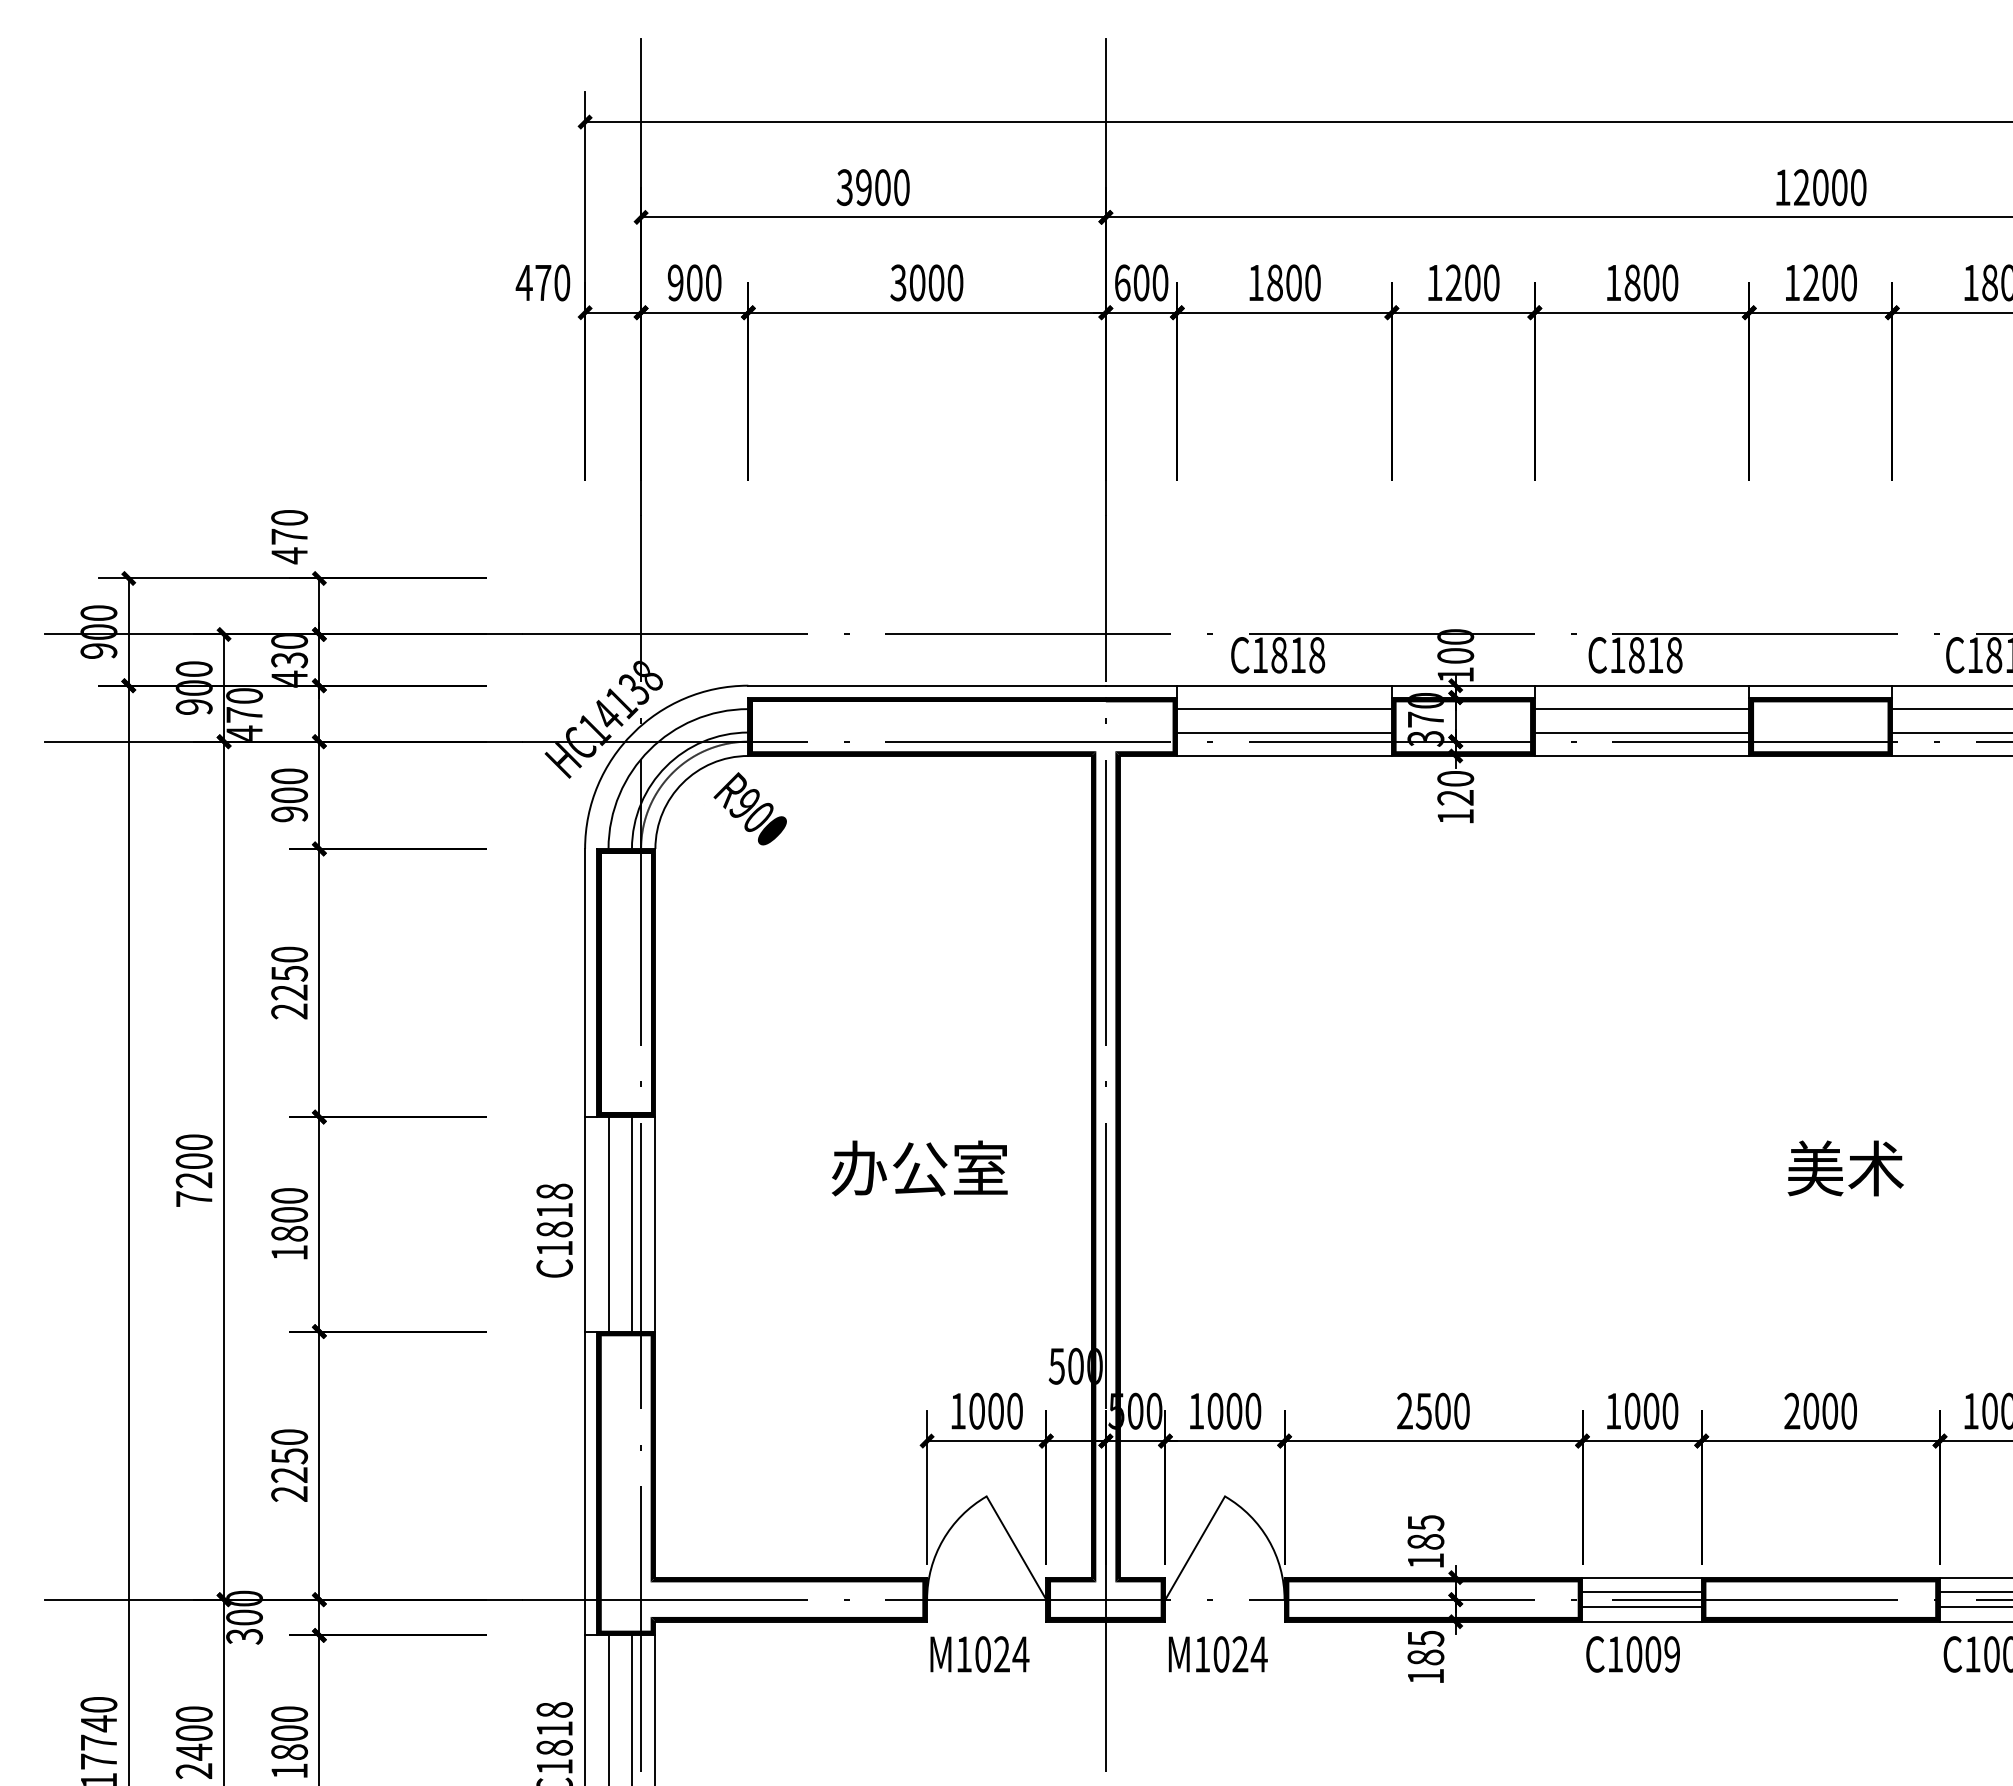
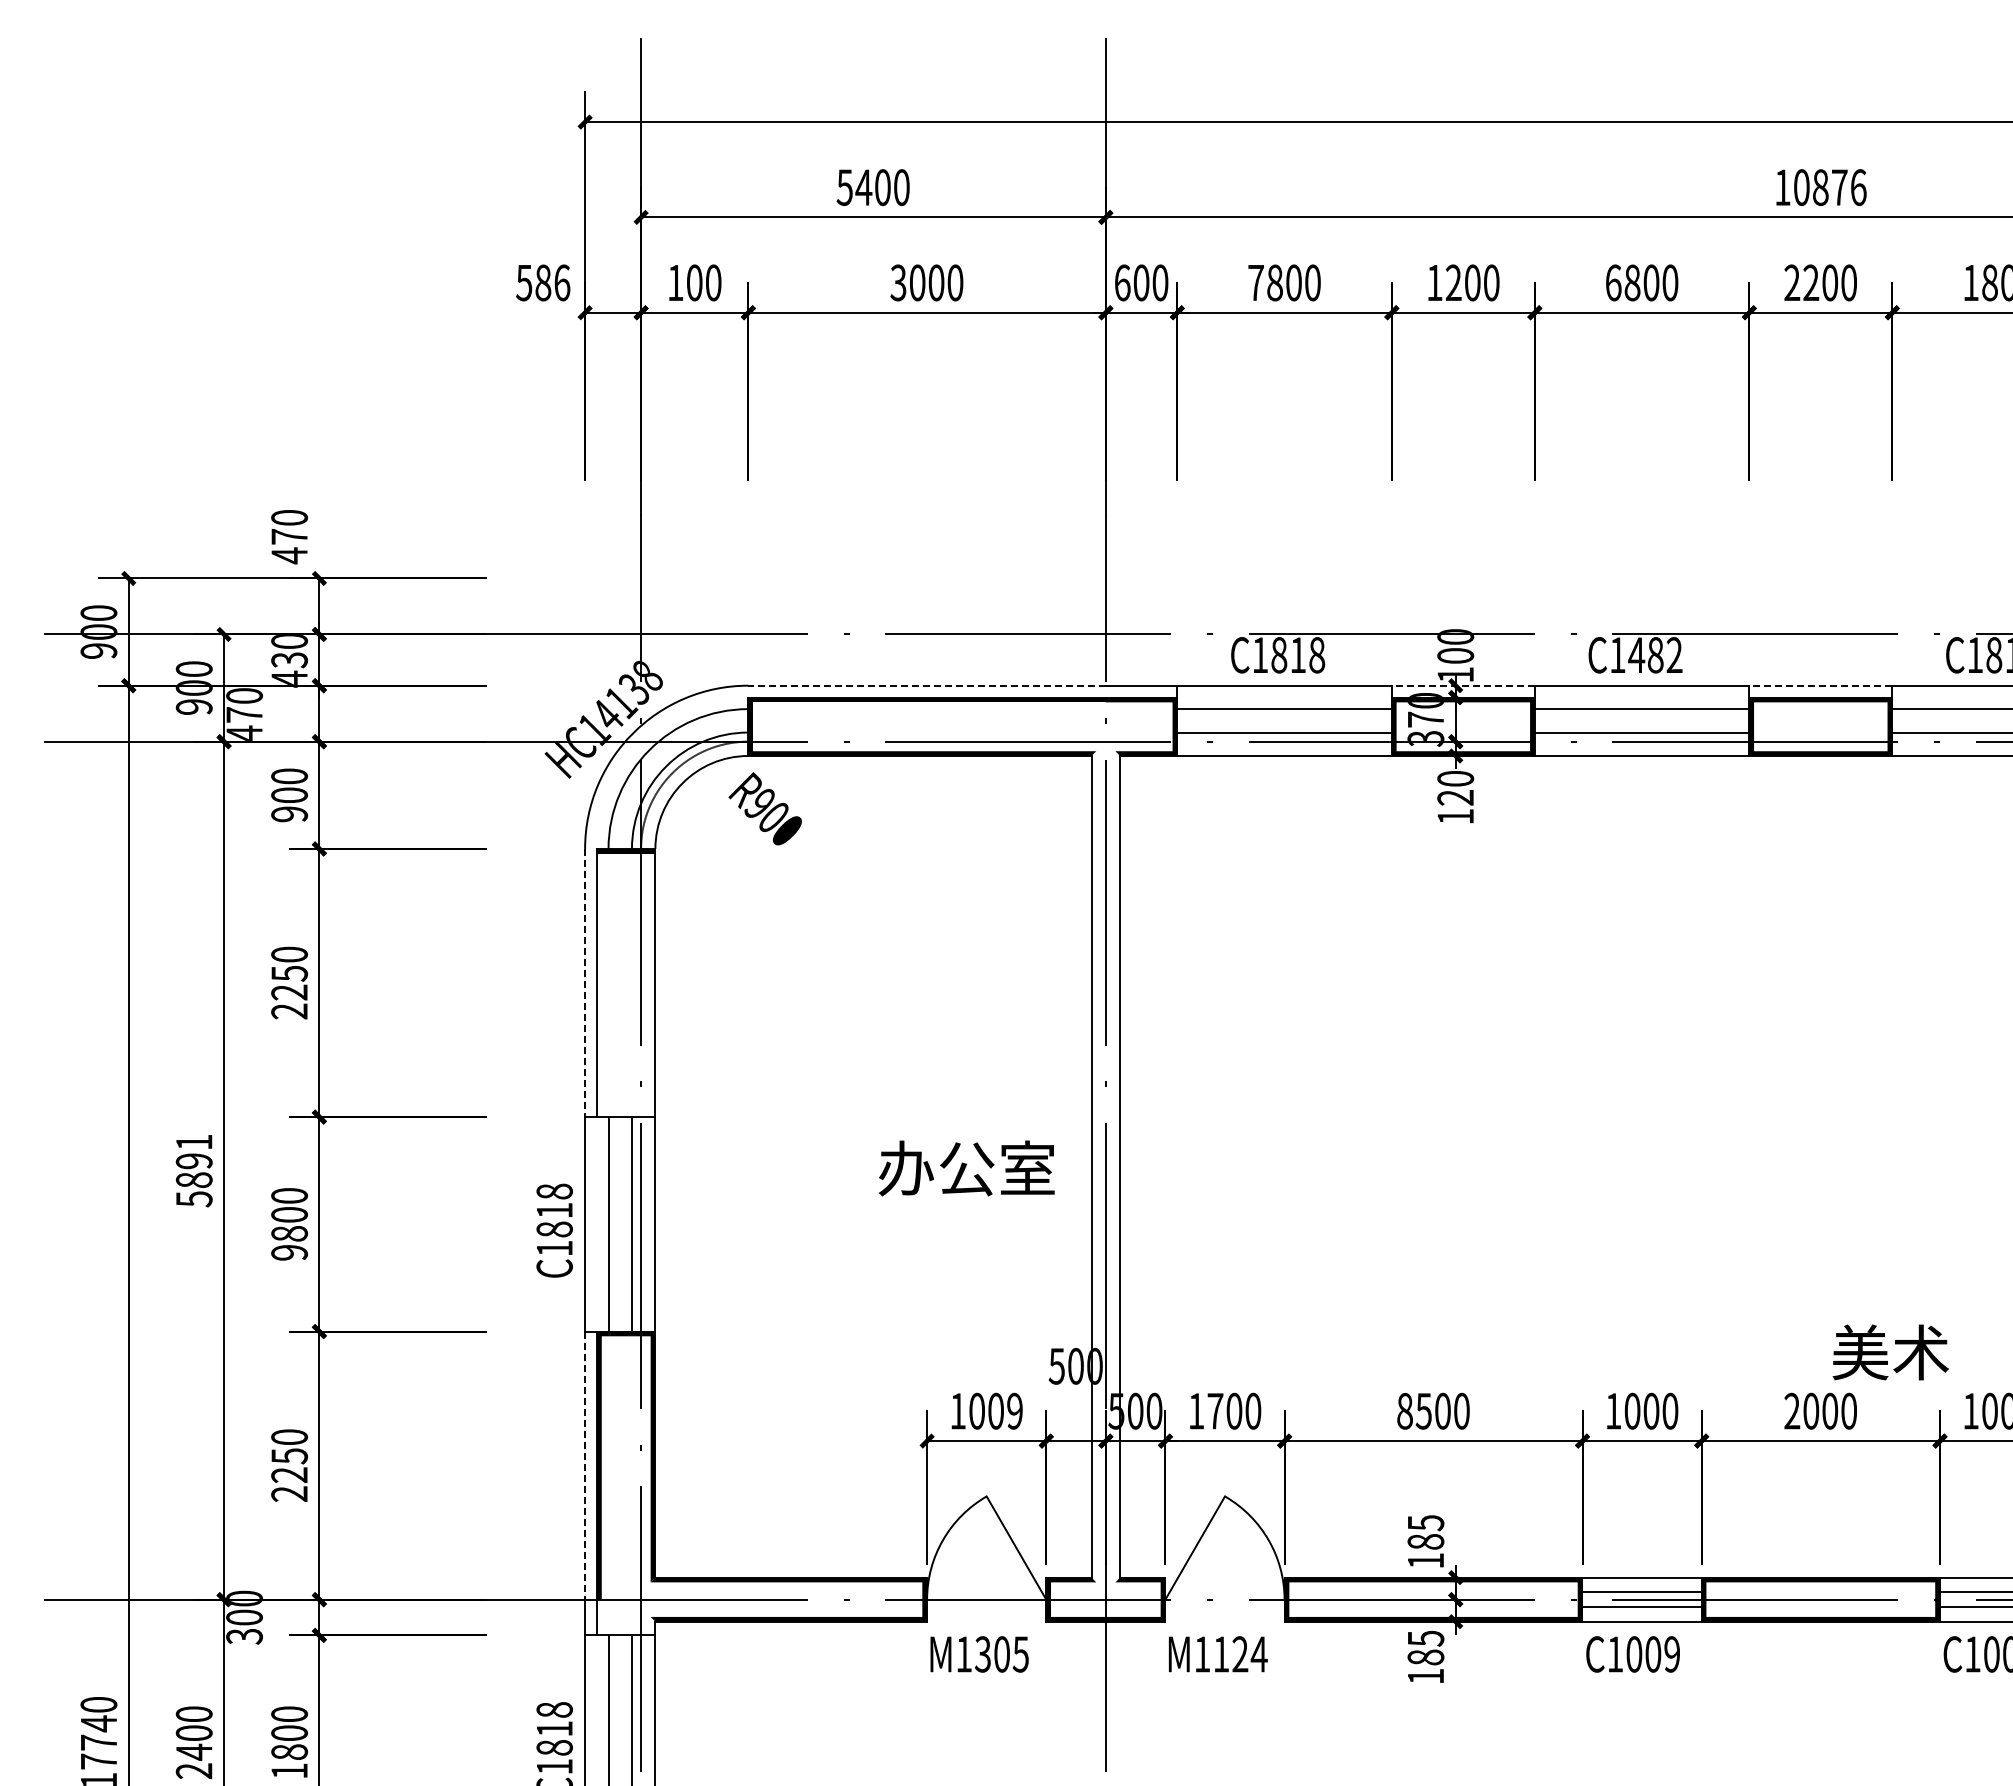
text: 3900 -> 5400 (854, 187)
text: 12000 -> 10876 (1830, 187)
text: 470 -> 586 (542, 282)
text: 900 -> 100 (675, 282)
text: 1800 -> 7800 (1255, 282)
text: 1800 -> 6800 (1613, 282)
text: 1200 -> 2200 (1792, 282)
text: C1818 -> C1482 (1655, 655)
line: solid -> dashed (927, 685)
line: solid -> dashed (1462, 685)
line: solid -> dashed (1820, 685)
text position: (749, 808) -> (764, 808) (764, 808)
fill: present -> none (626, 982)
line: solid -> dashed (585, 983)
fill: present -> none (1093, 1166)
fill: present -> none (1117, 1166)
text position: (919, 1168) -> (966, 1168) (966, 1168)
text position: (1845, 1168) -> (1890, 1352) (1890, 1352)
text: 7200 -> 5891 (193, 1170)
text: 1800 -> 9800 (289, 1252)
text: 1000 -> 1009 (1014, 1410)
text: 1000 -> 1700 (1215, 1410)
text: 2500 -> 8500 (1404, 1410)
line: solid -> dashed (585, 1466)
fill: present -> none (626, 1617)
text: M1024 -> M1305 (1002, 1654)
text: M1024 -> M1124 (1221, 1654)
